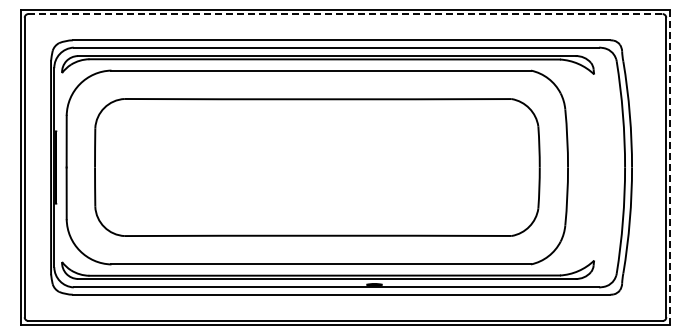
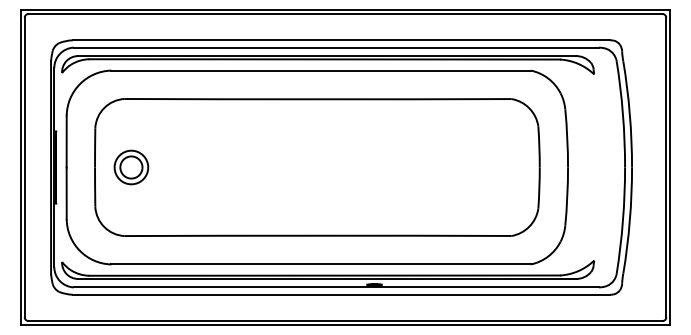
line: dashed -> solid (345, 14)
part: none -> present (131, 167)
line: dashed -> solid (670, 167)
